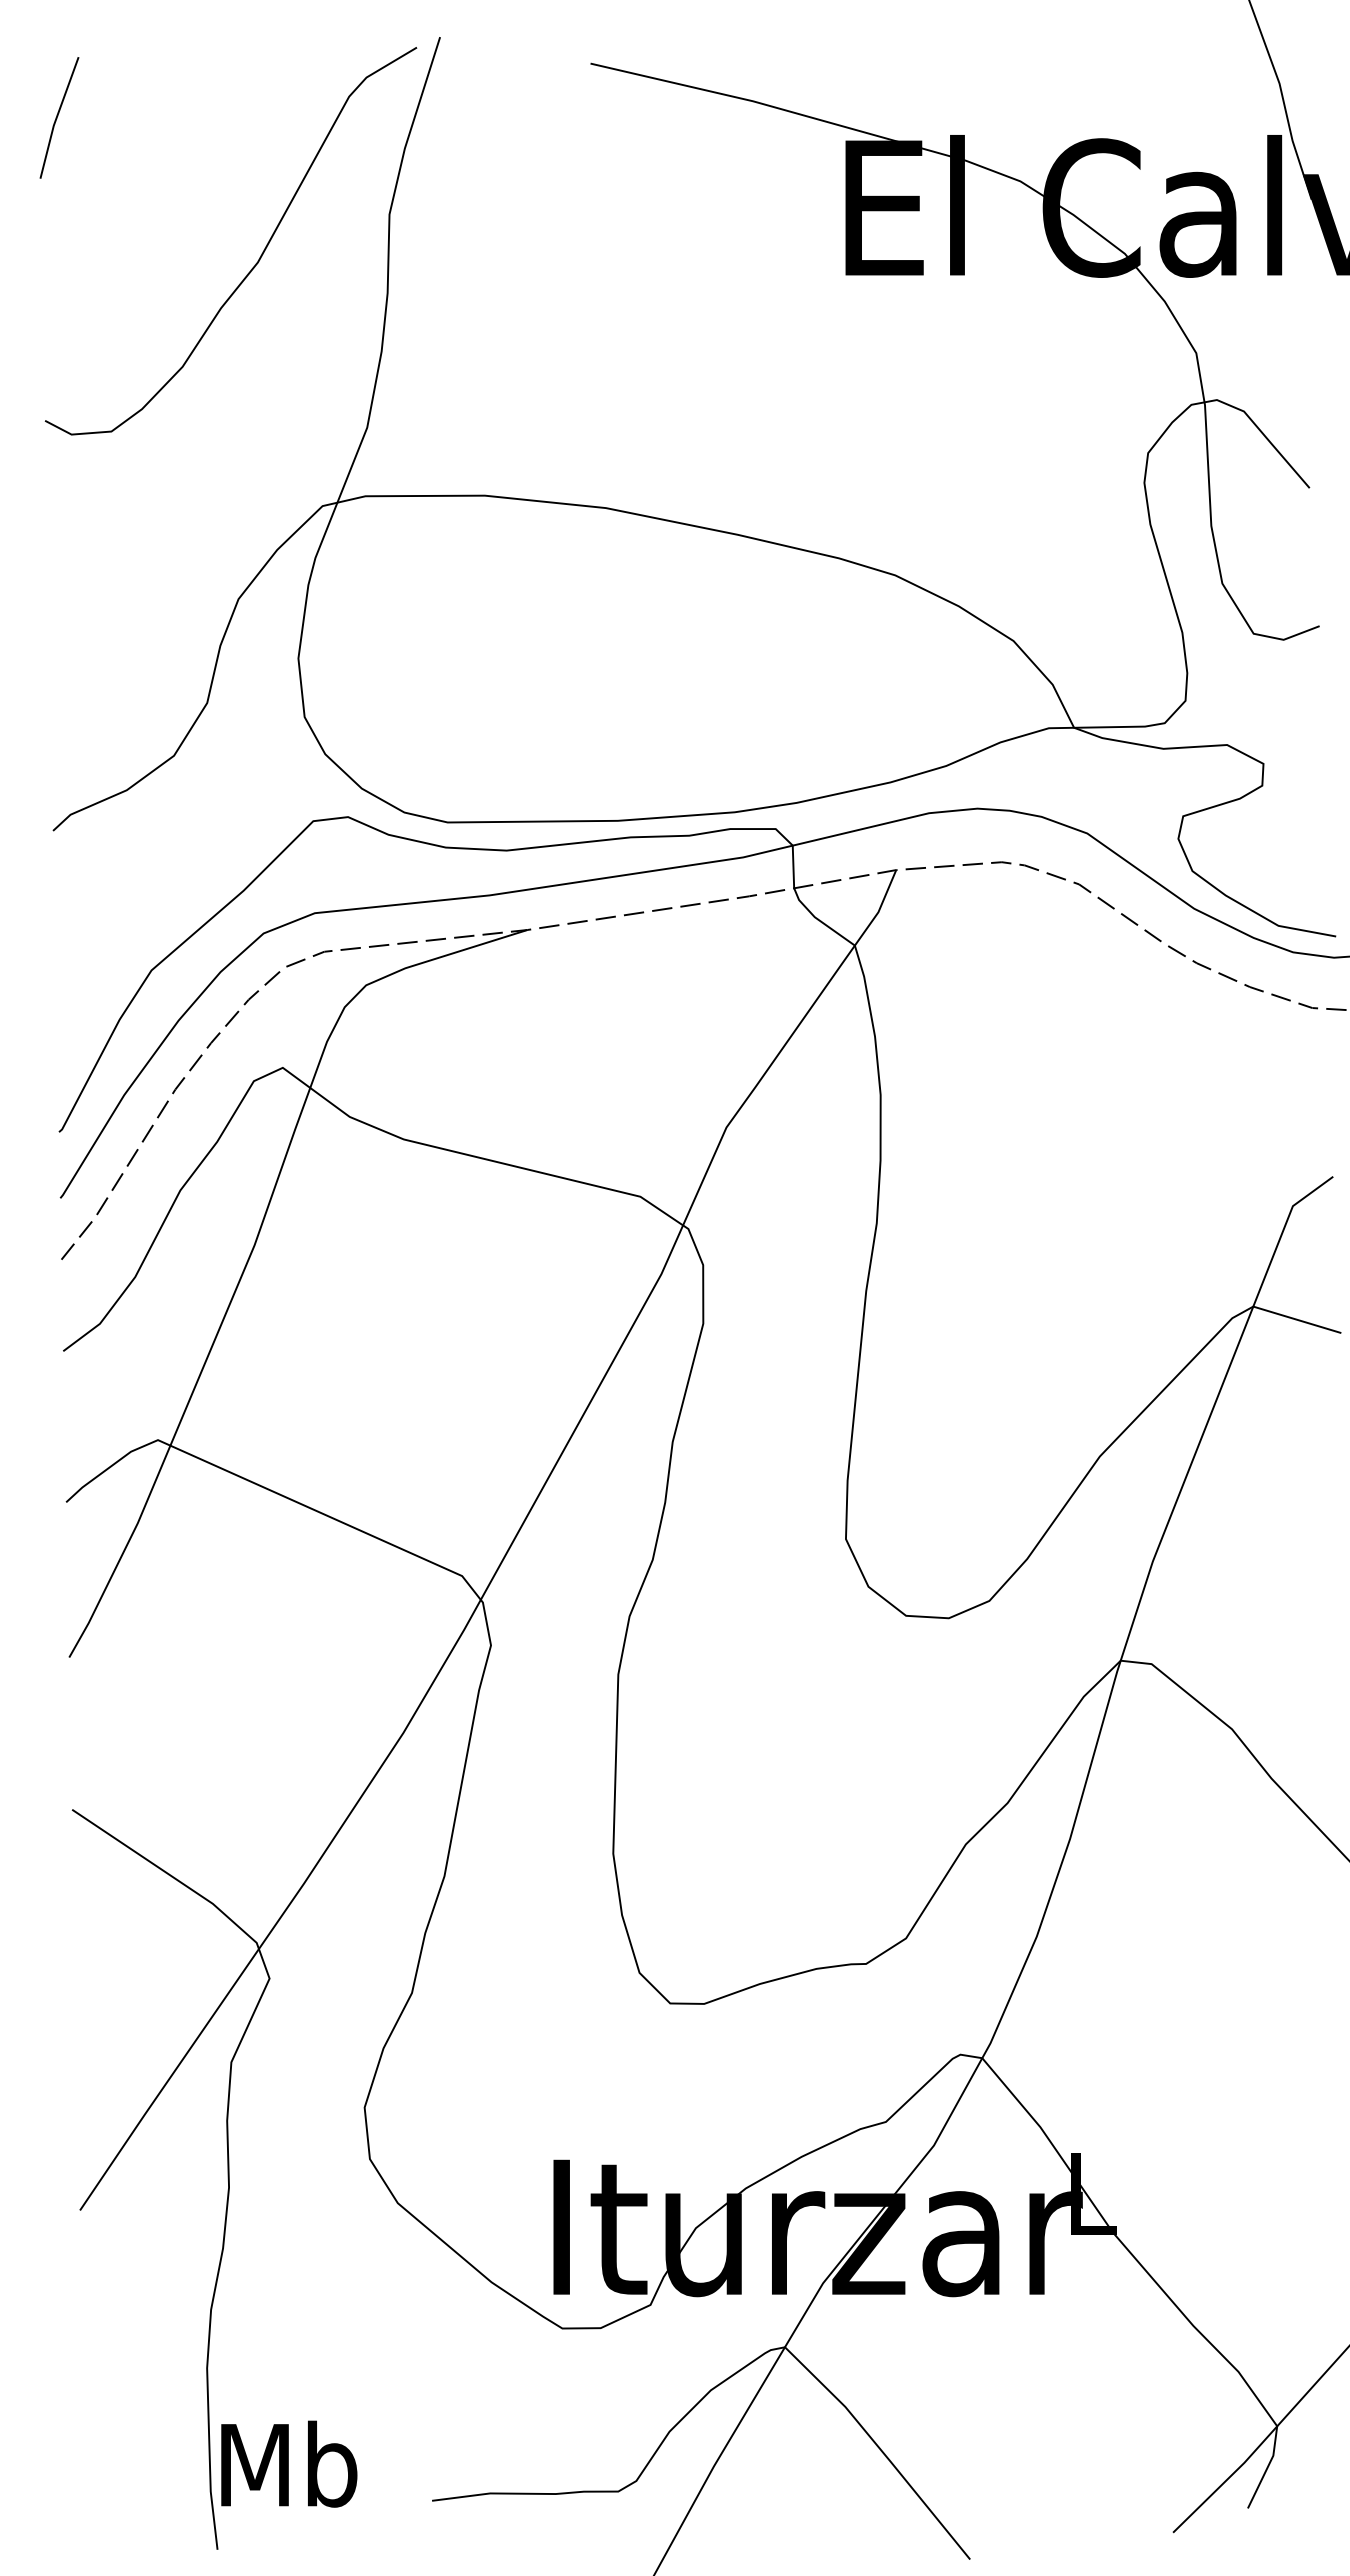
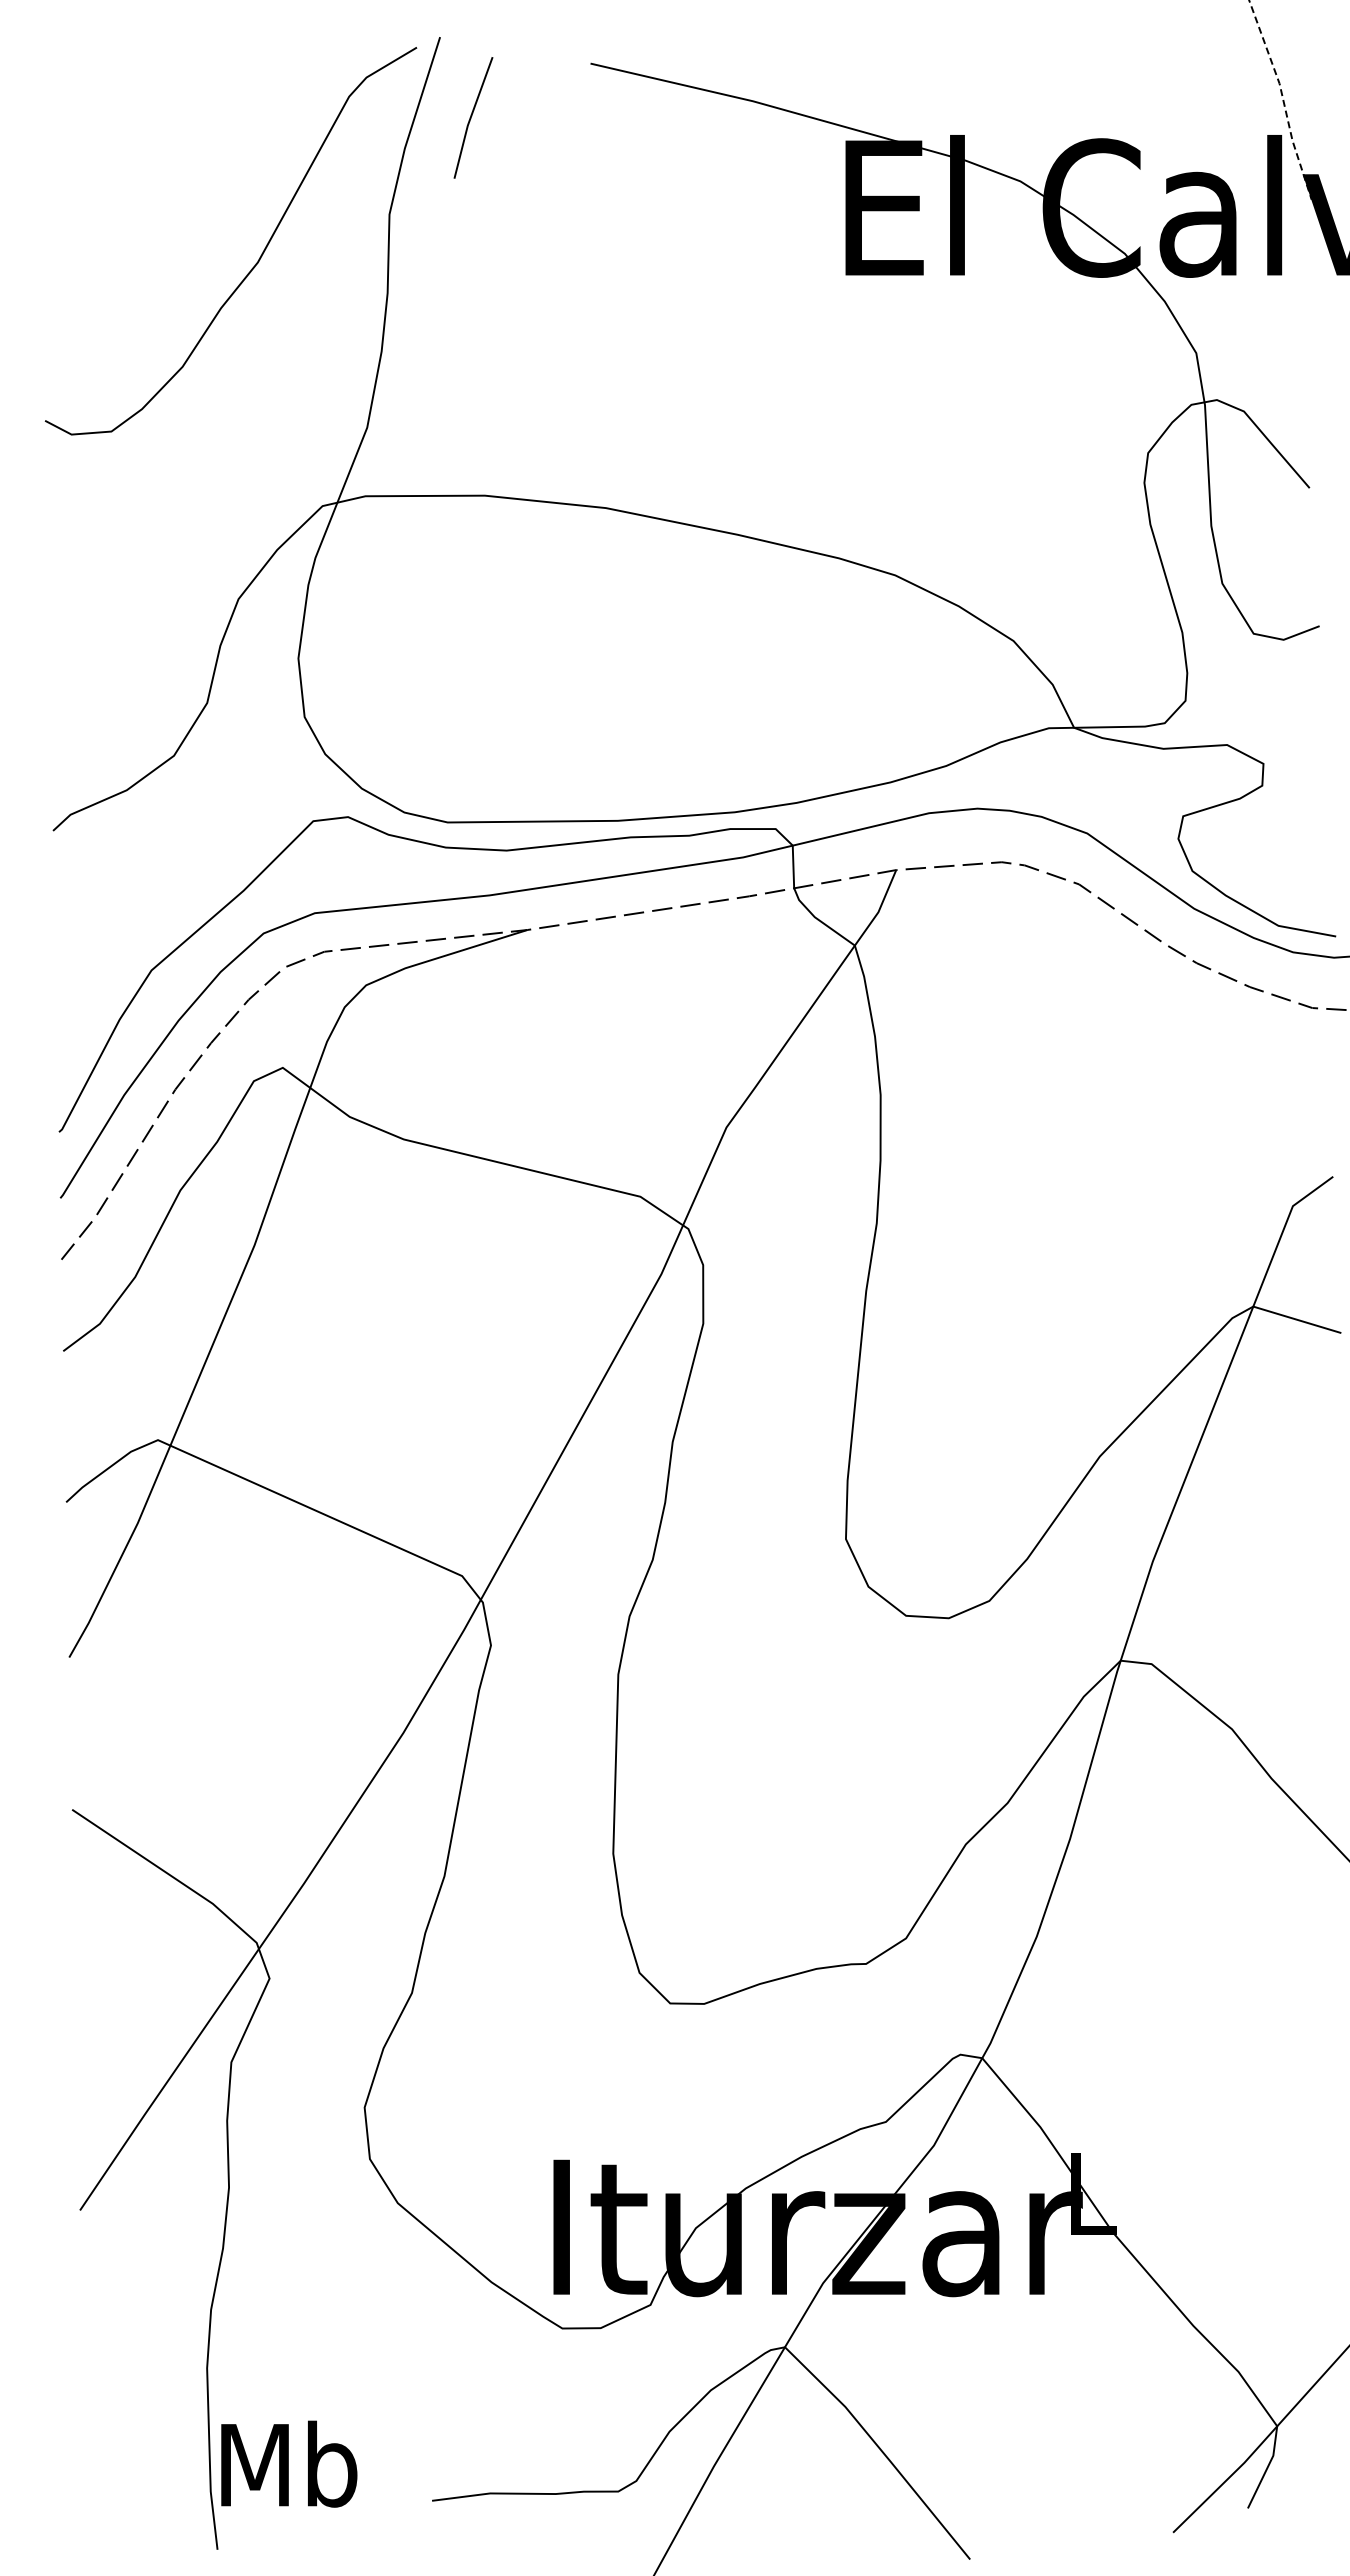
line: solid -> dashed (1283, 99)
line position: (58, 116) -> (472, 116) (472, 116)
